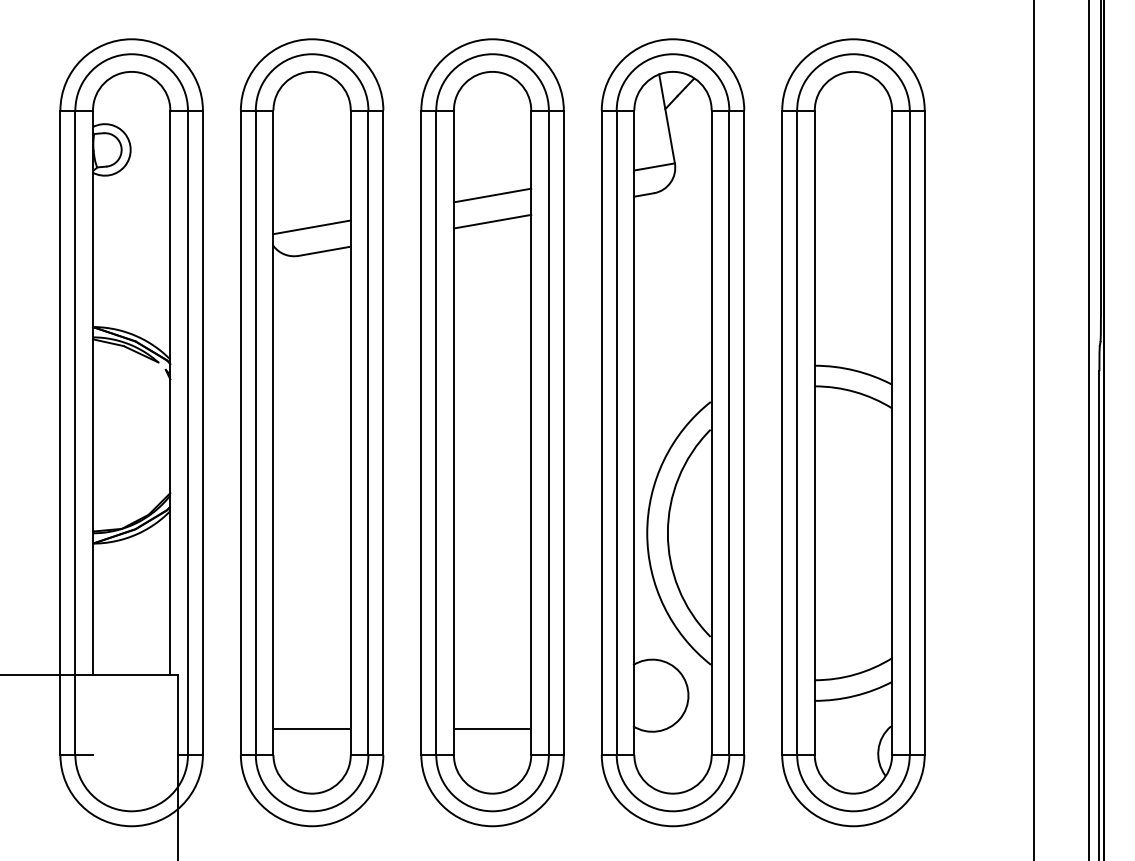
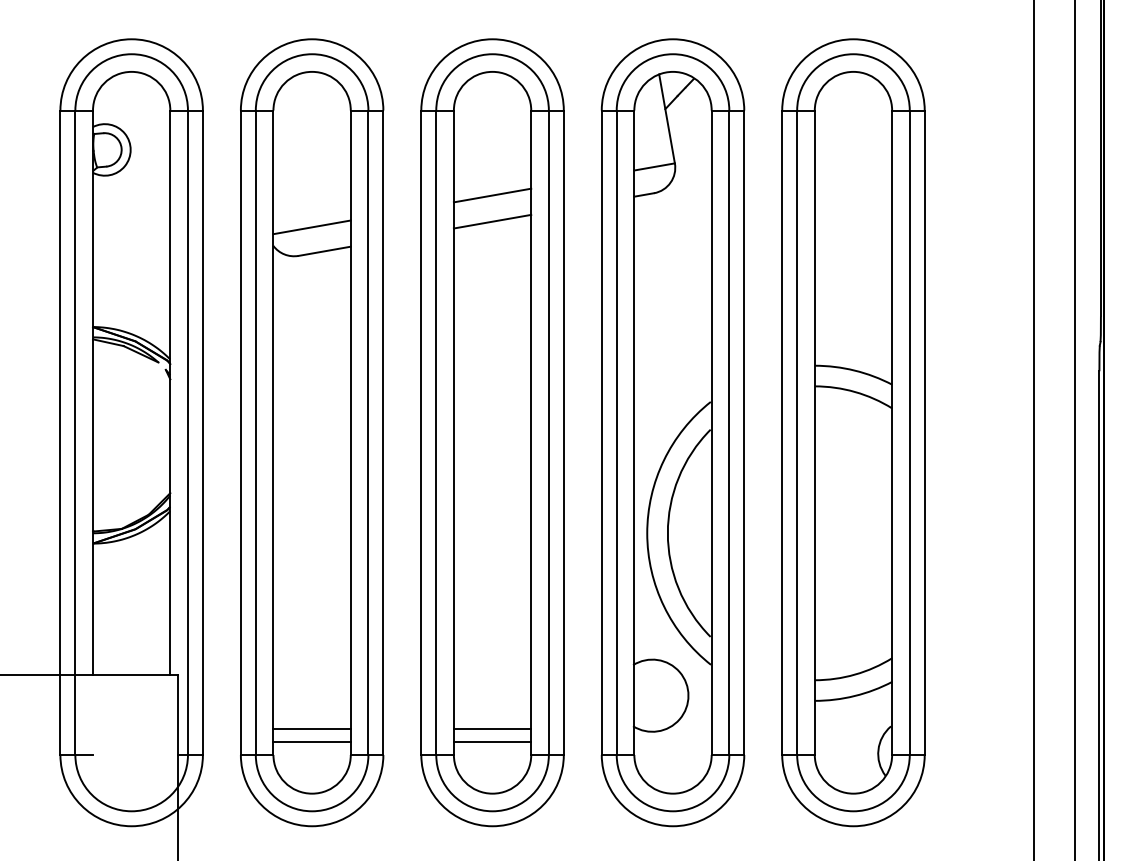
line position: (1089, 429) -> (1075, 429) (1075, 429)
line: none -> present (311, 742)
line: none -> present (492, 742)
